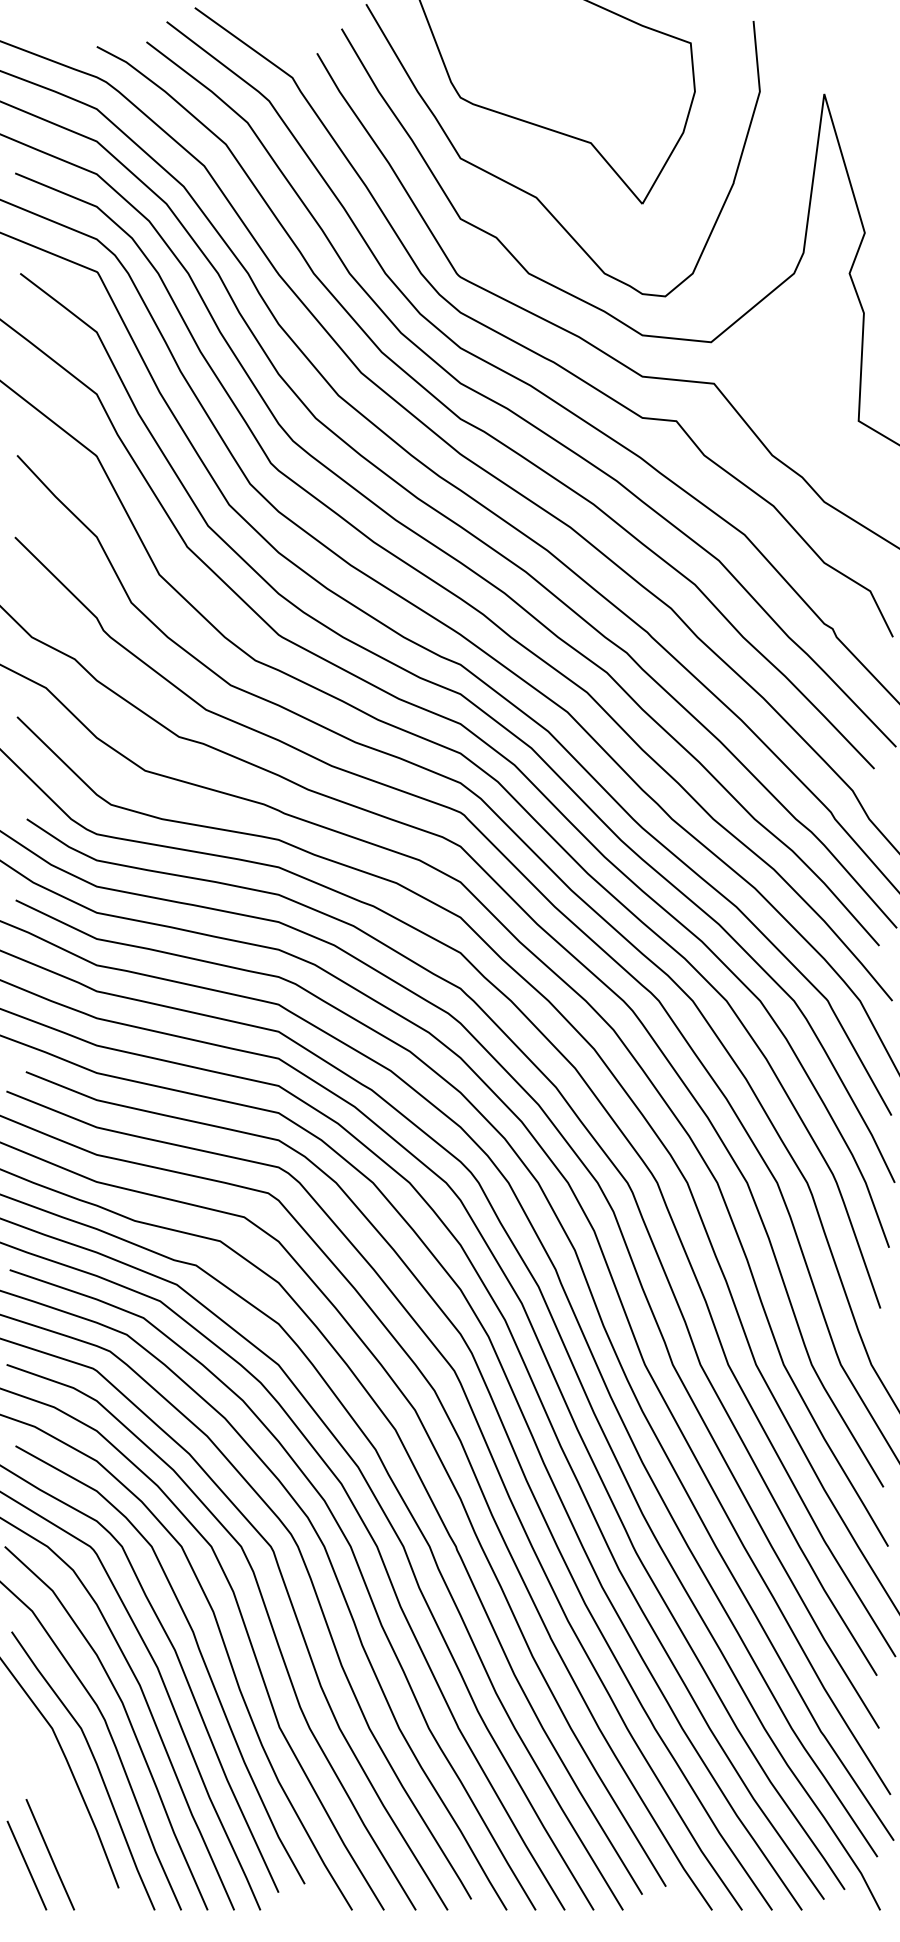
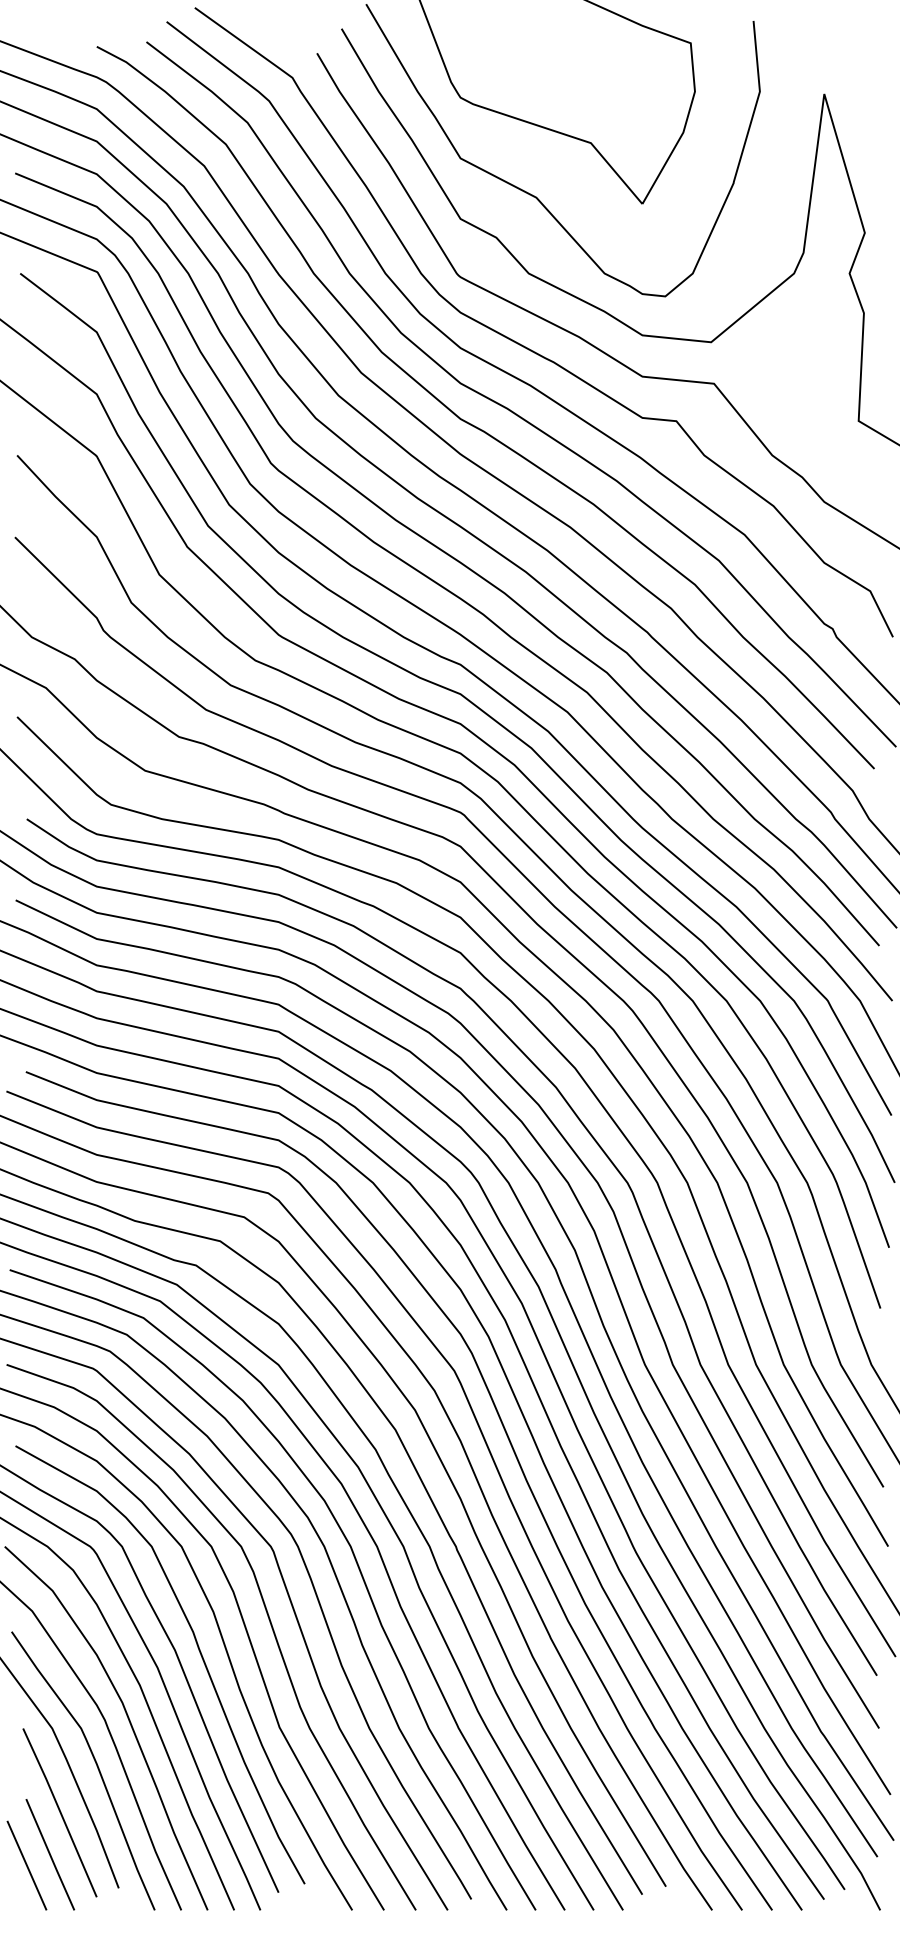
line: none -> present (59, 1812)
